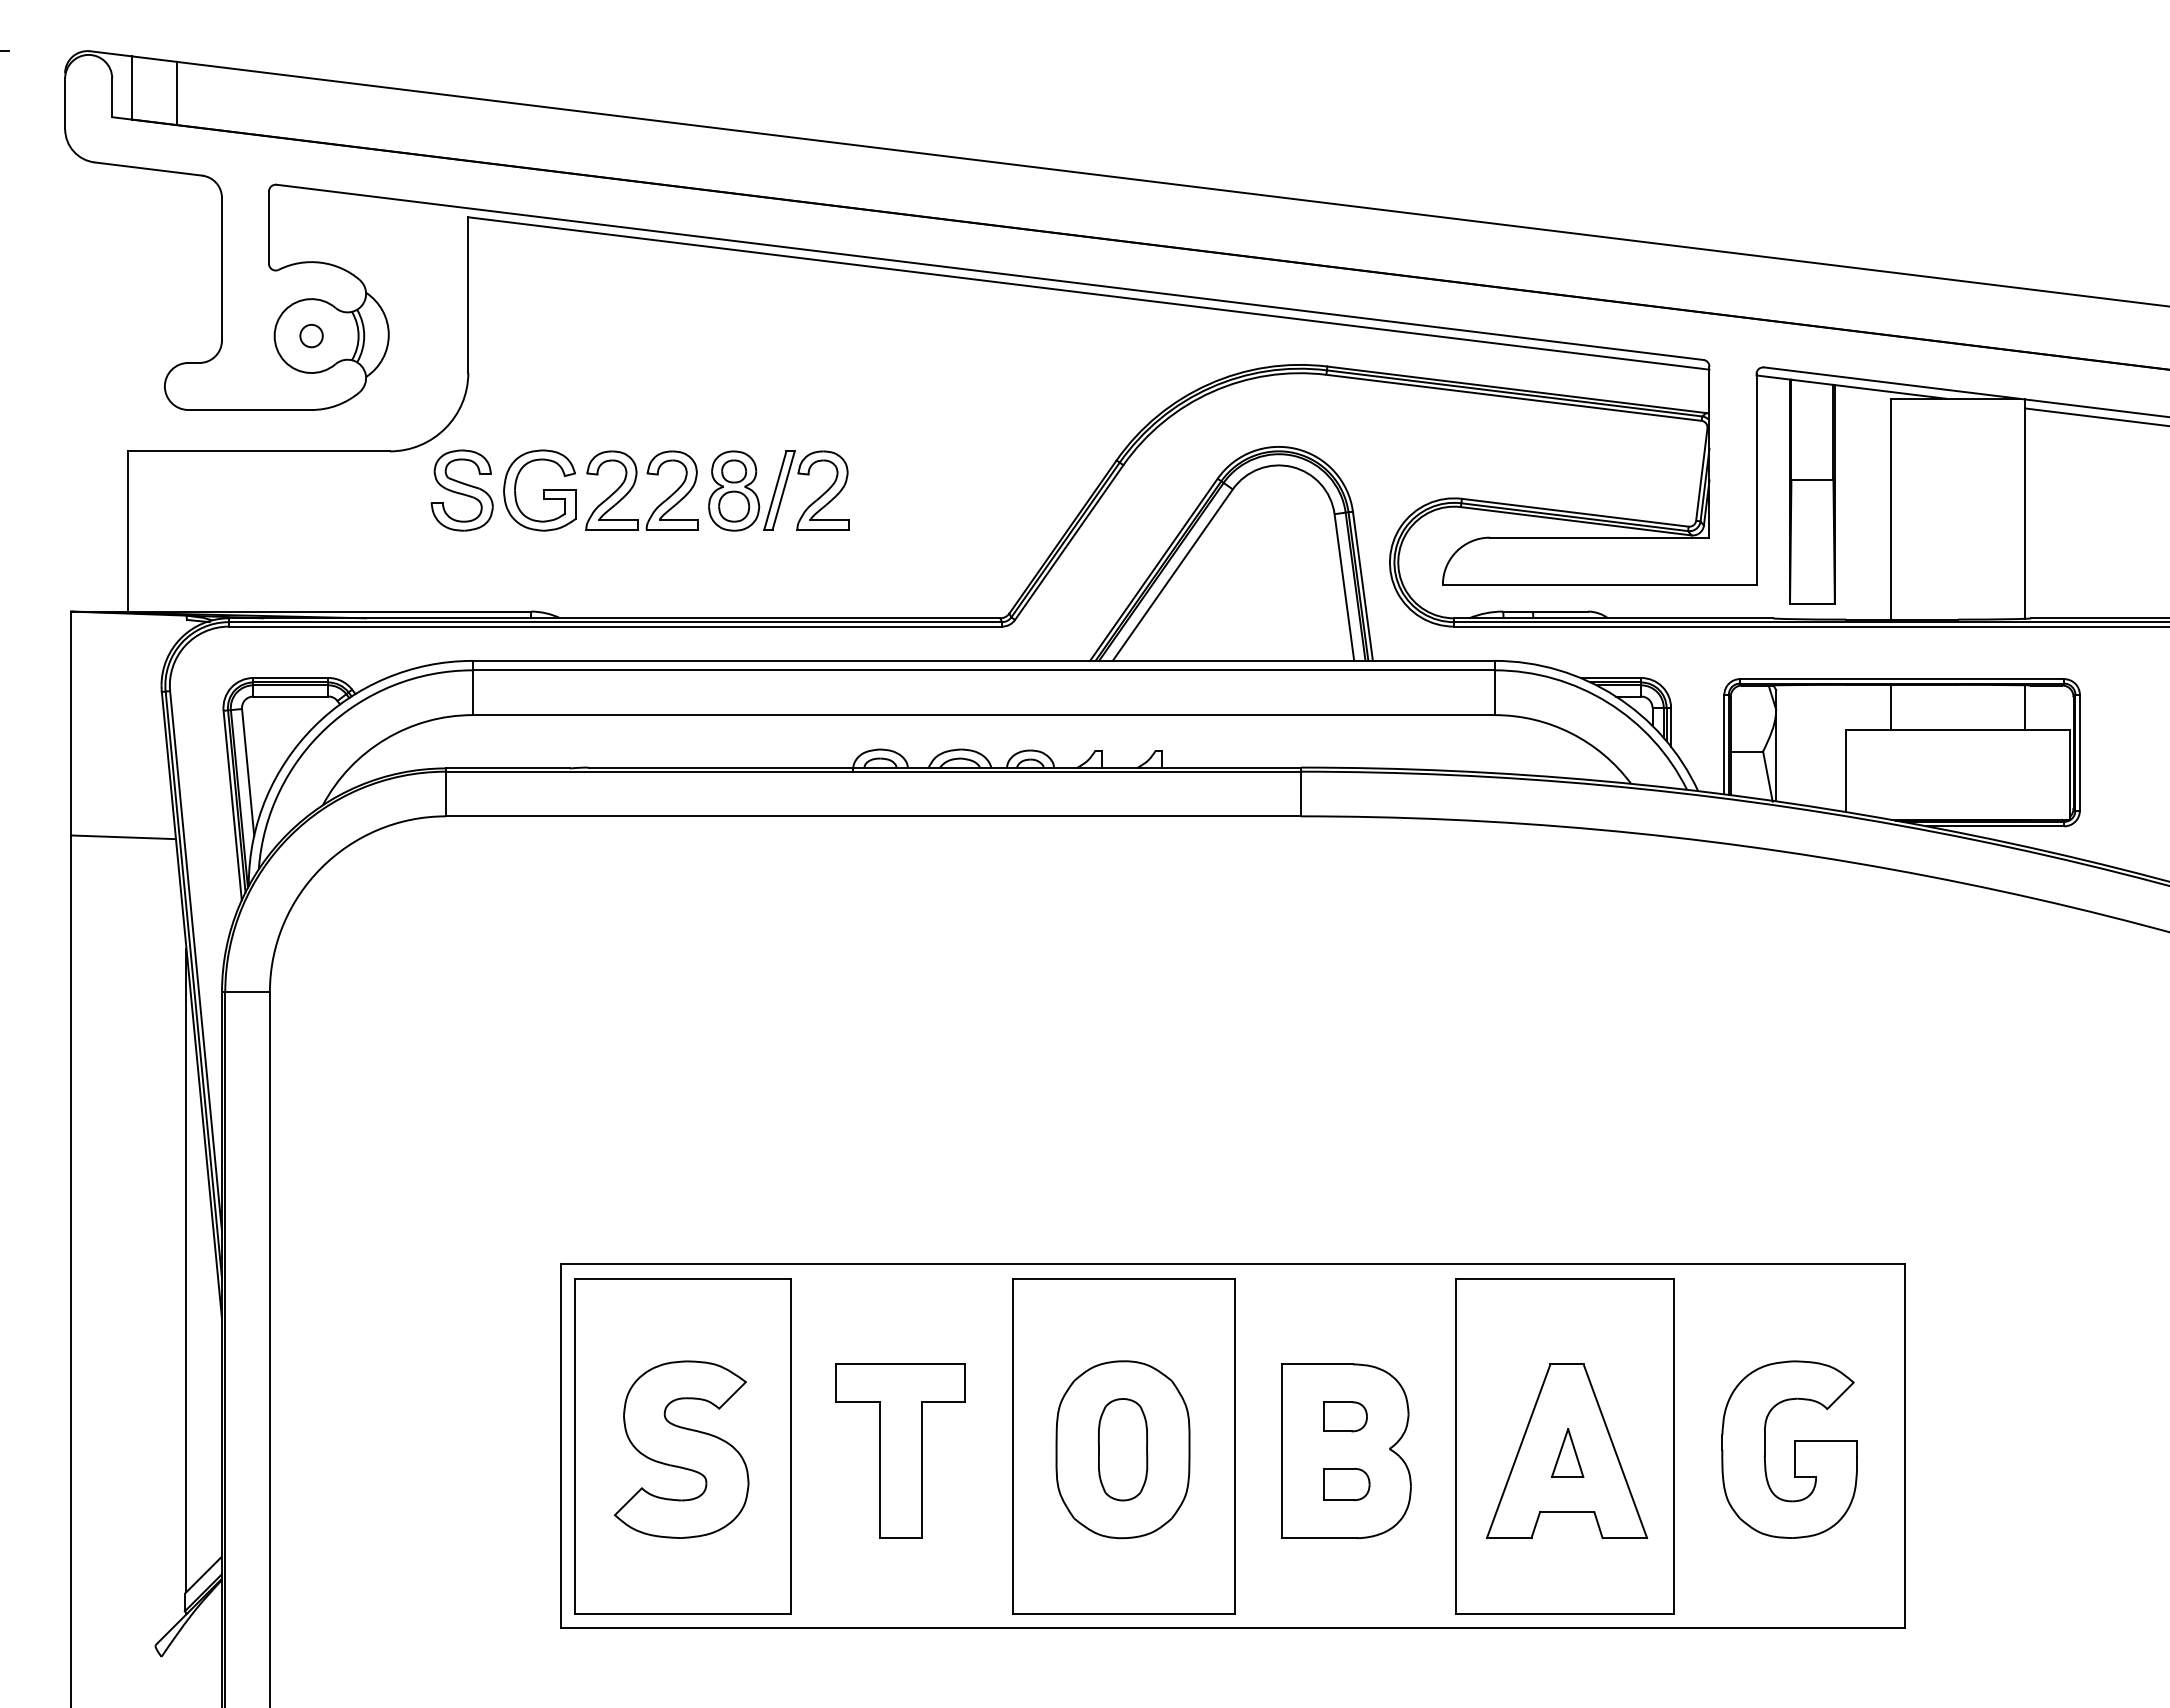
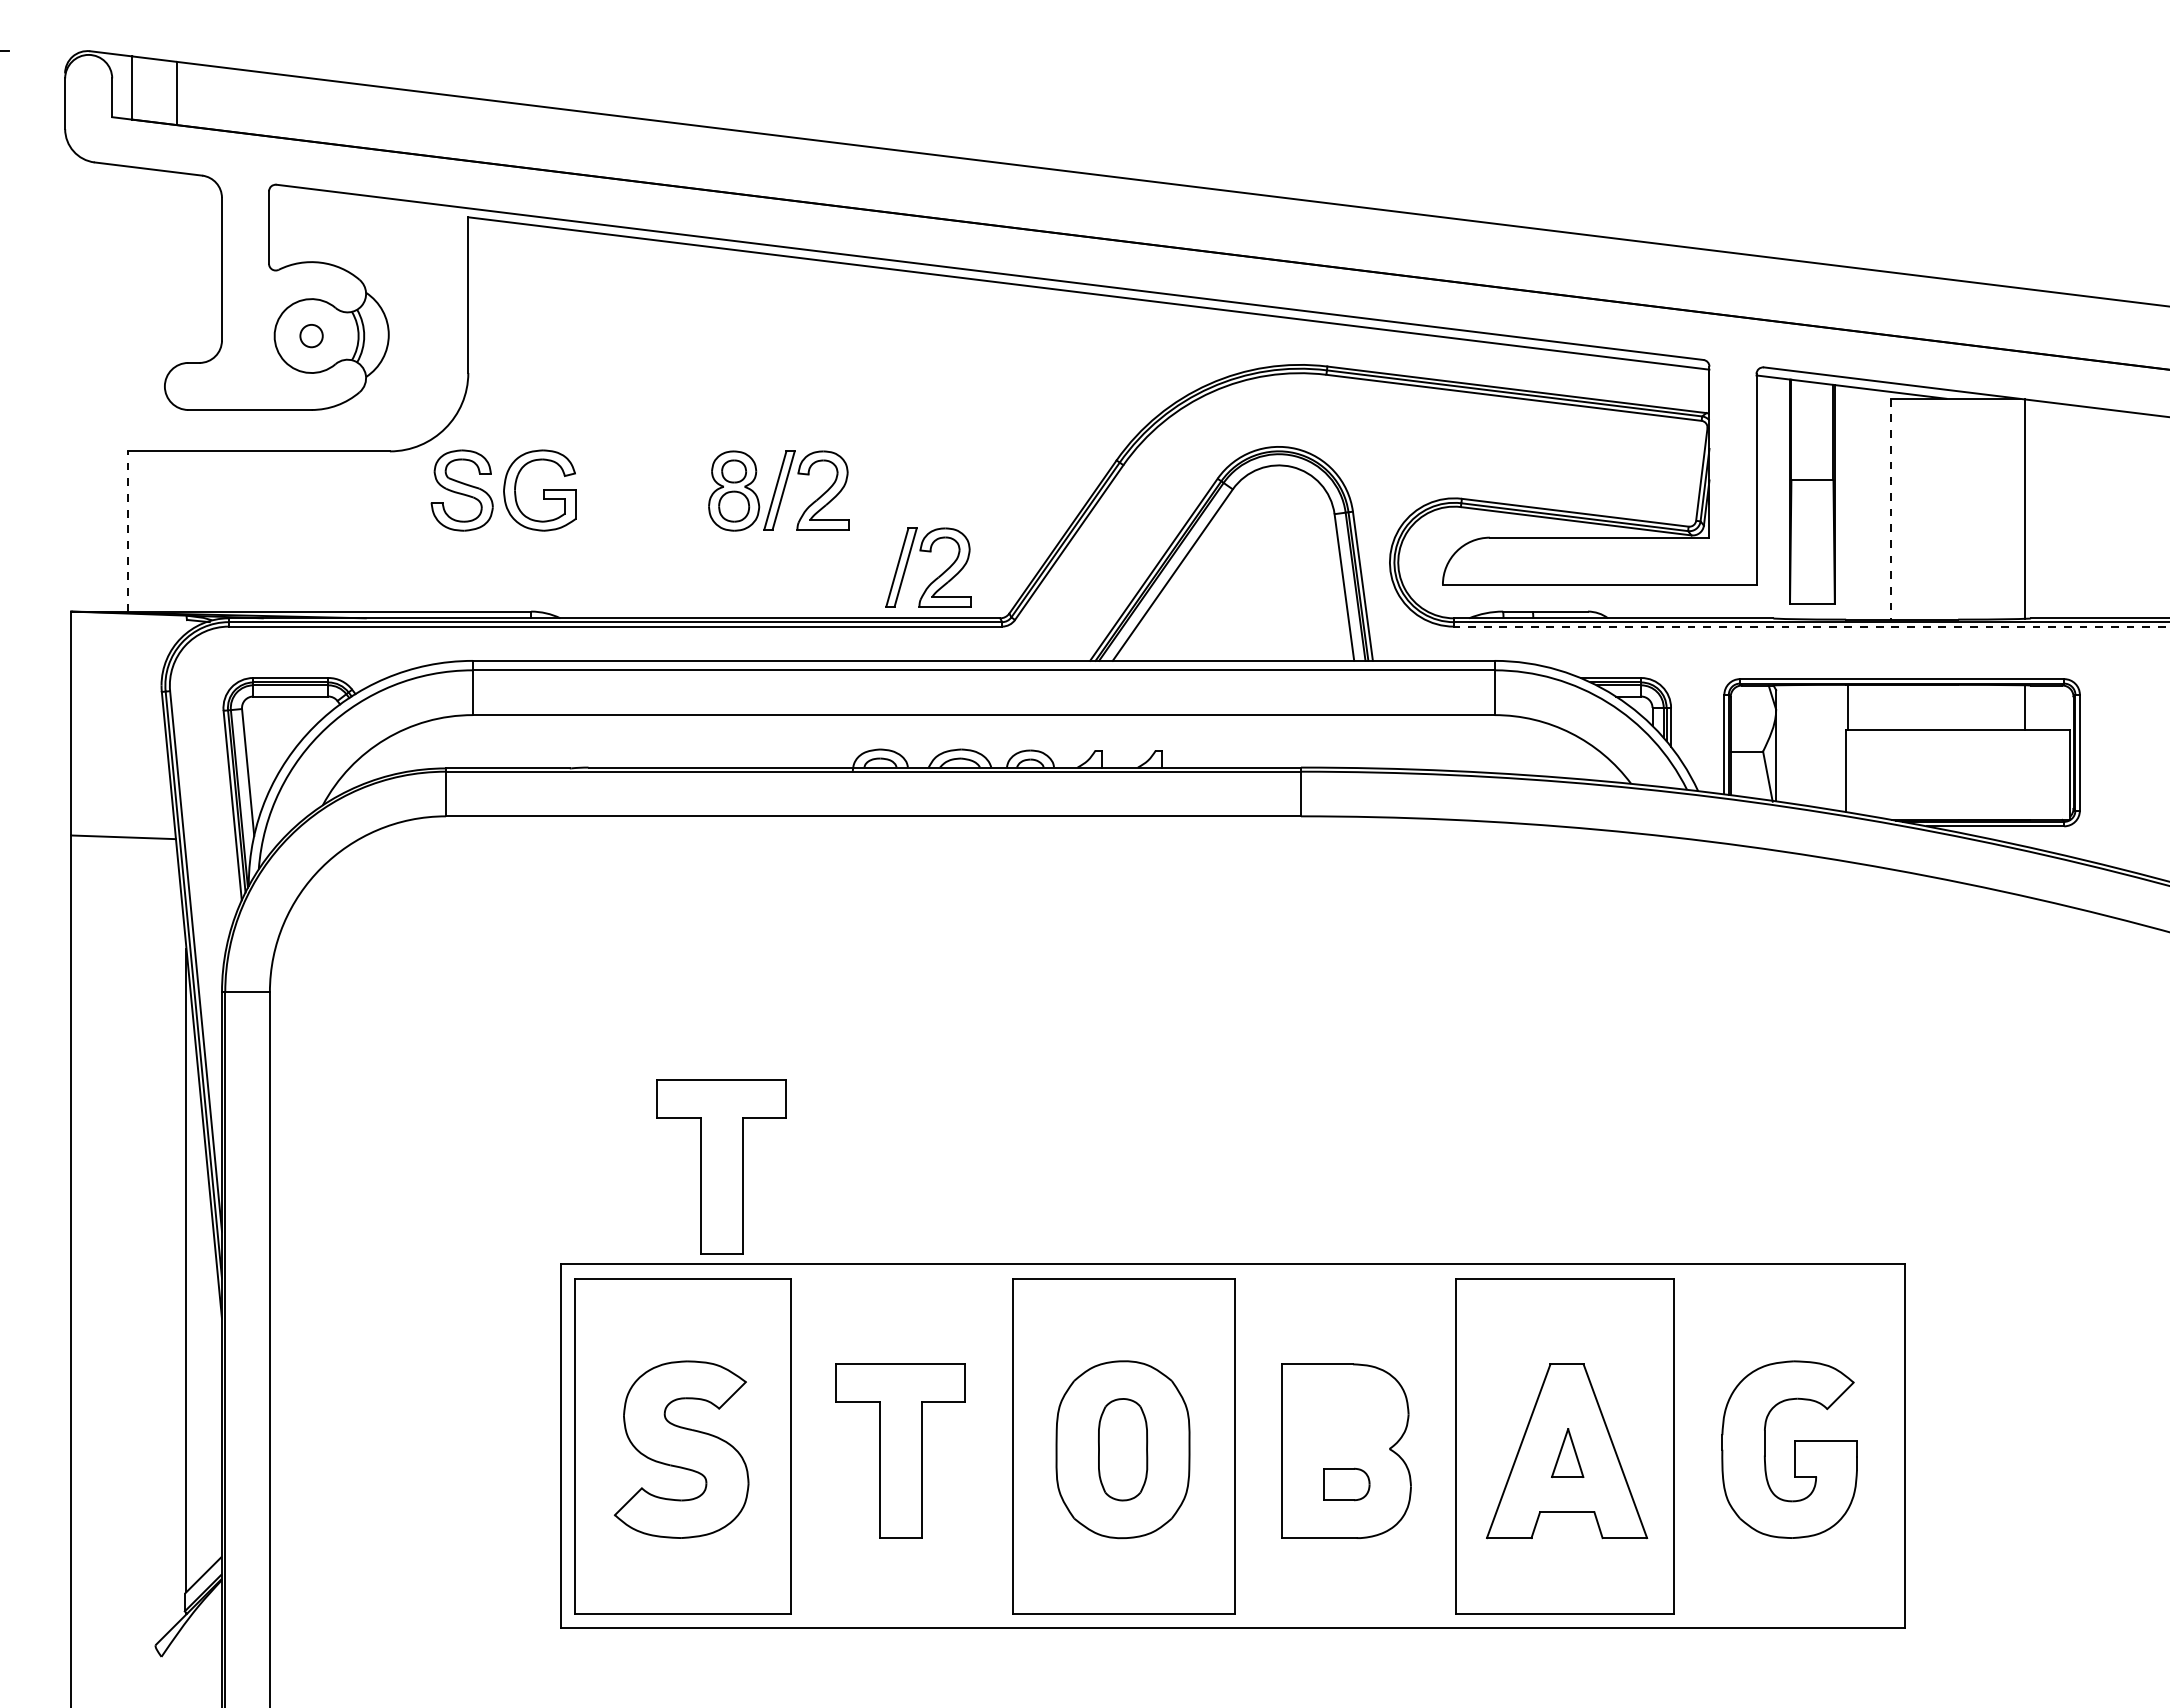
line: present -> none (2095, 416)
part: present -> none (633, 487)
line: solid -> dashed (1890, 509)
line: solid -> dashed (127, 531)
part: none -> present (936, 577)
line: solid -> dashed (1811, 626)
line position: (1890, 707) -> (1847, 707) (1847, 707)
part: none -> present (721, 1166)
part: present -> none (1345, 1416)
